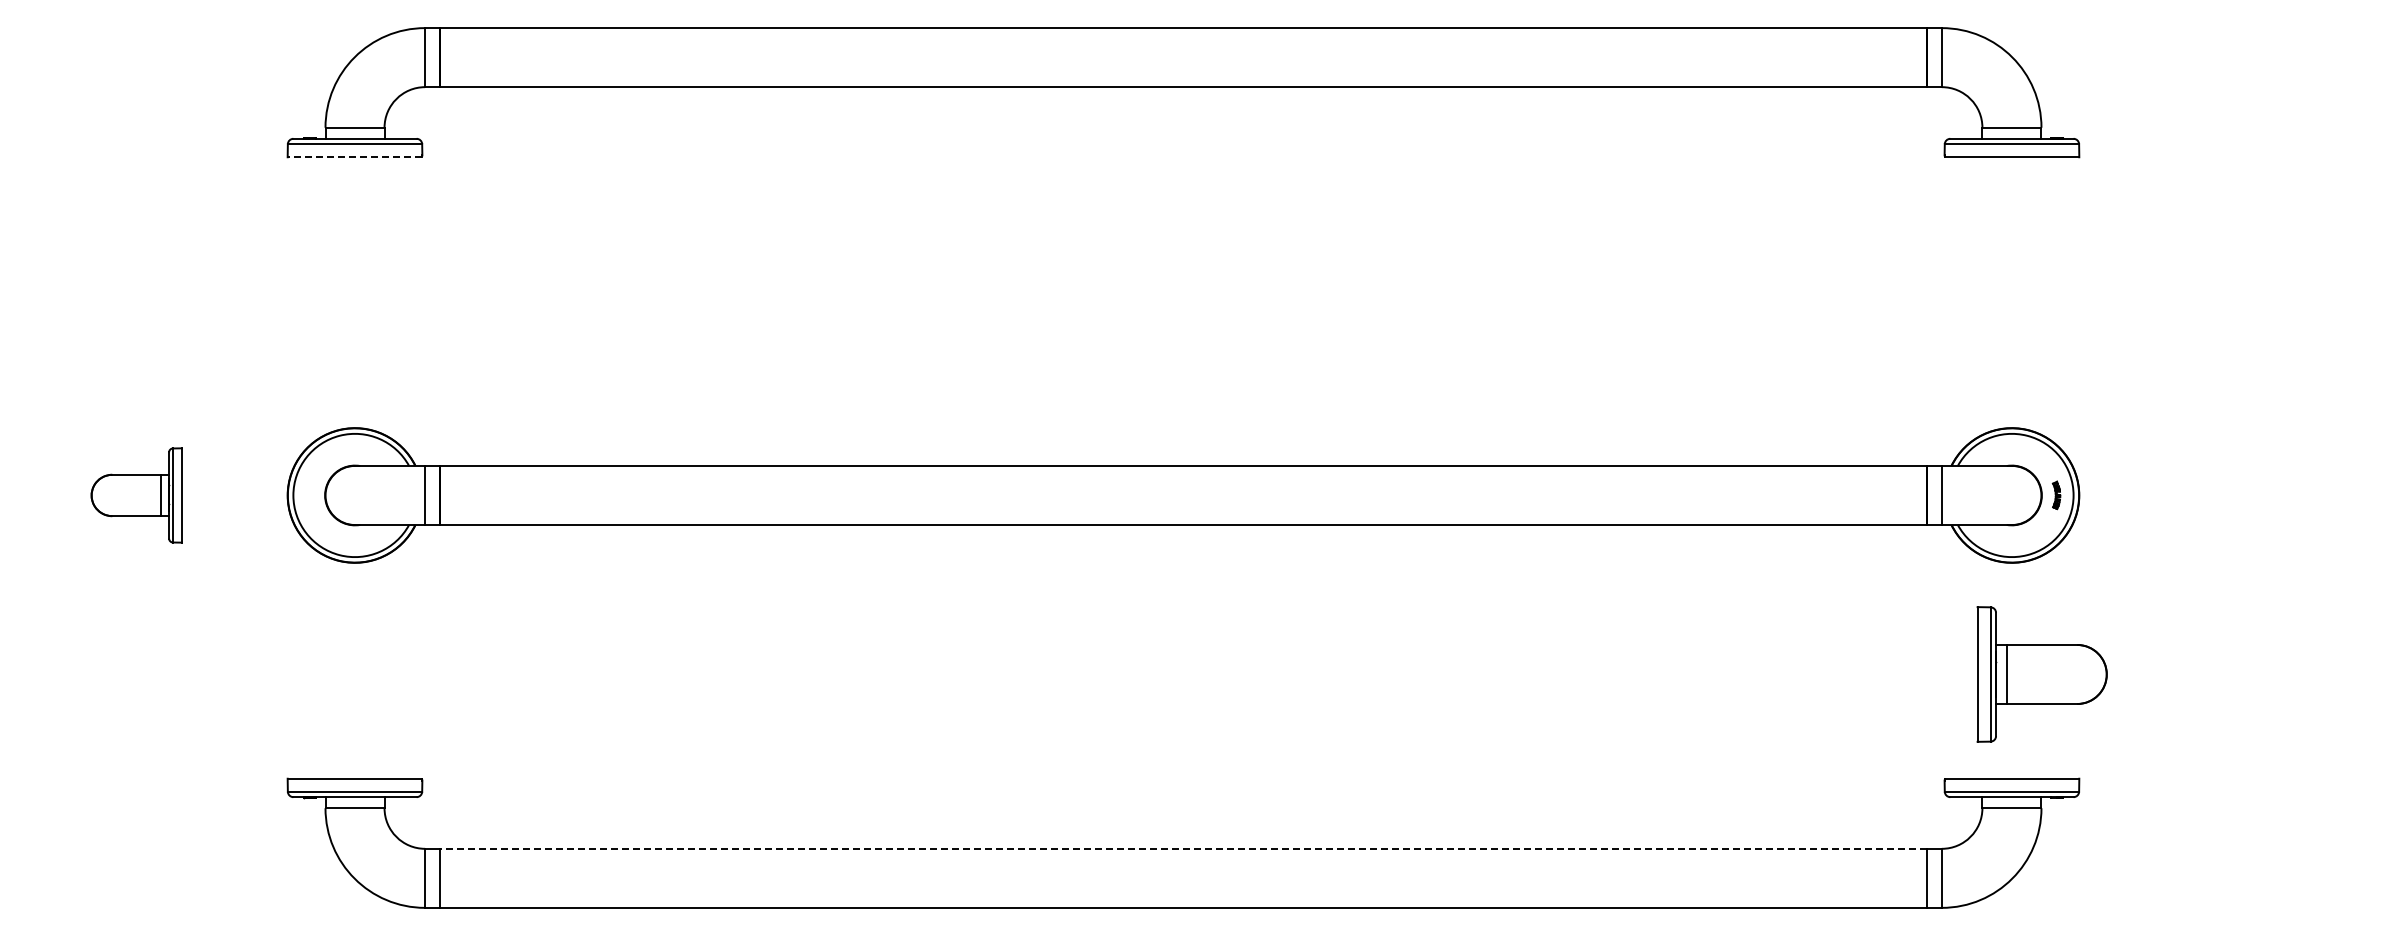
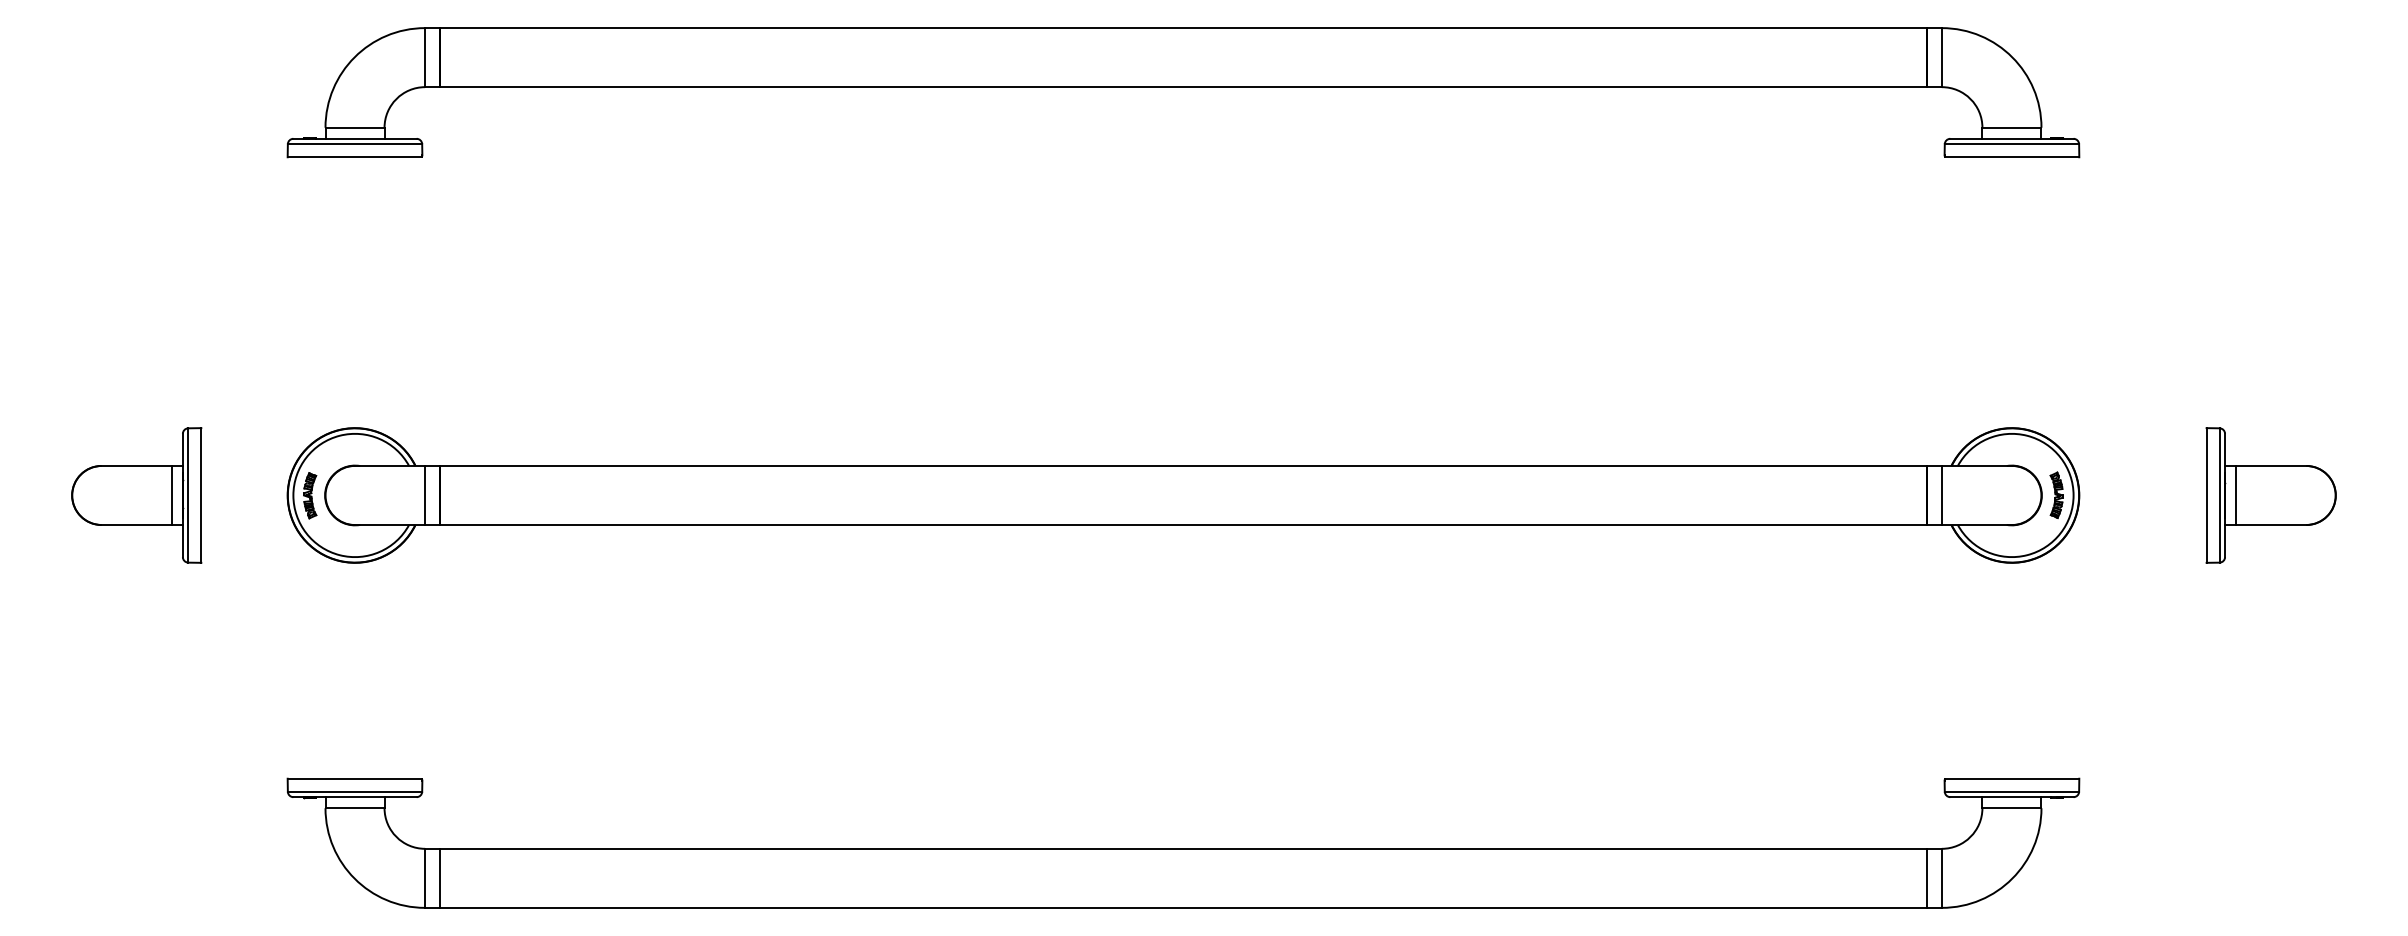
line: dashed -> solid (354, 157)
part size: 93x97 px -> 132x137 px (136, 495)
part: none -> present (310, 495)
part size: 11x31 px -> 15x49 px (2056, 495)
part position: (2041, 674) -> (2270, 495) (2270, 495)
line: dashed -> solid (1183, 848)
